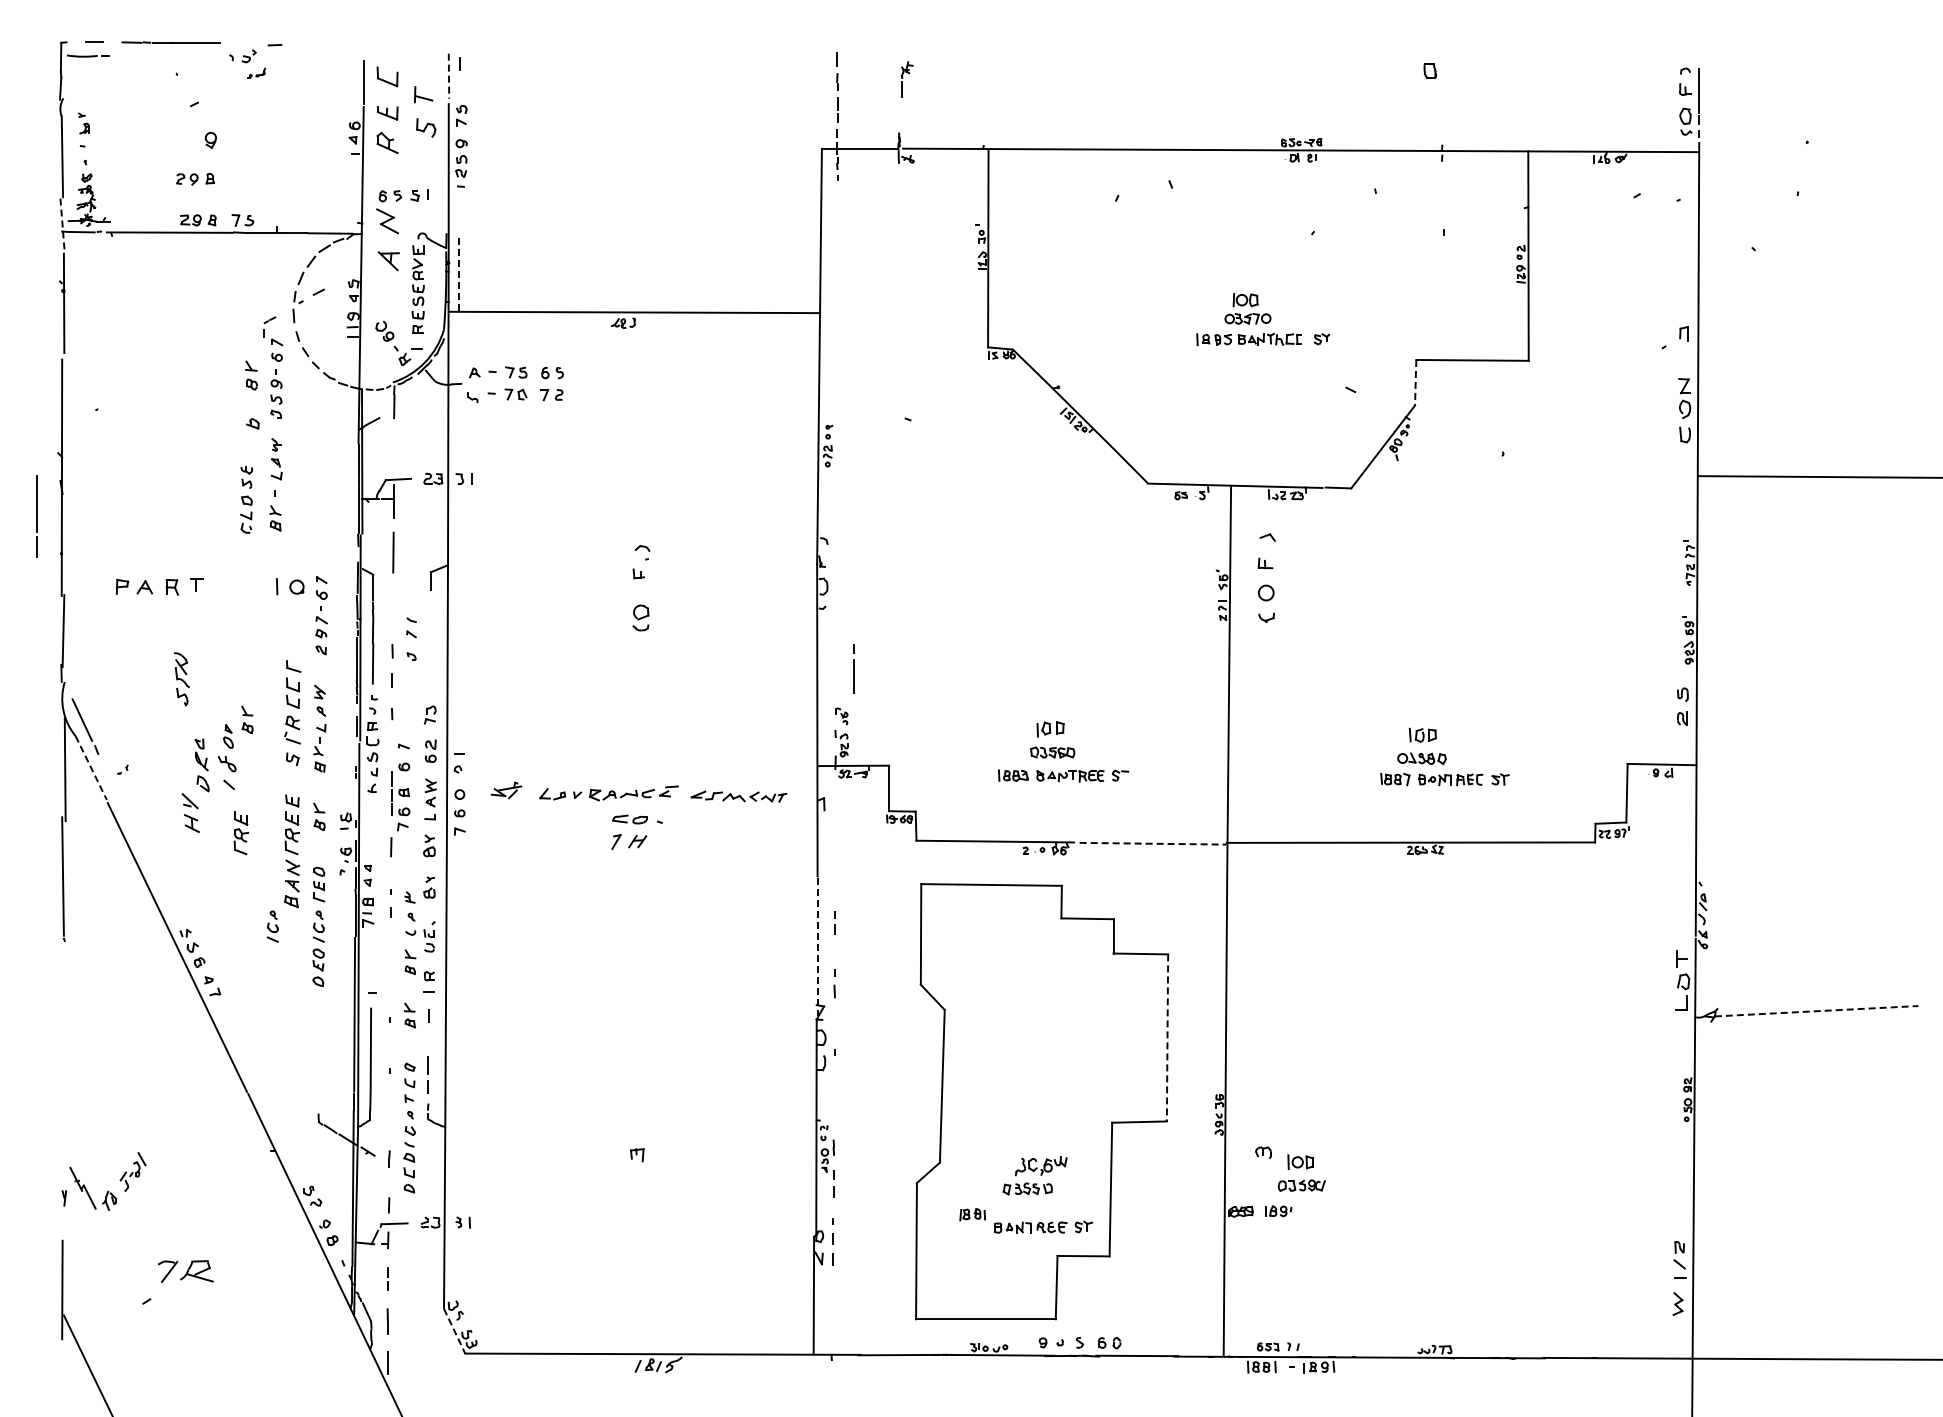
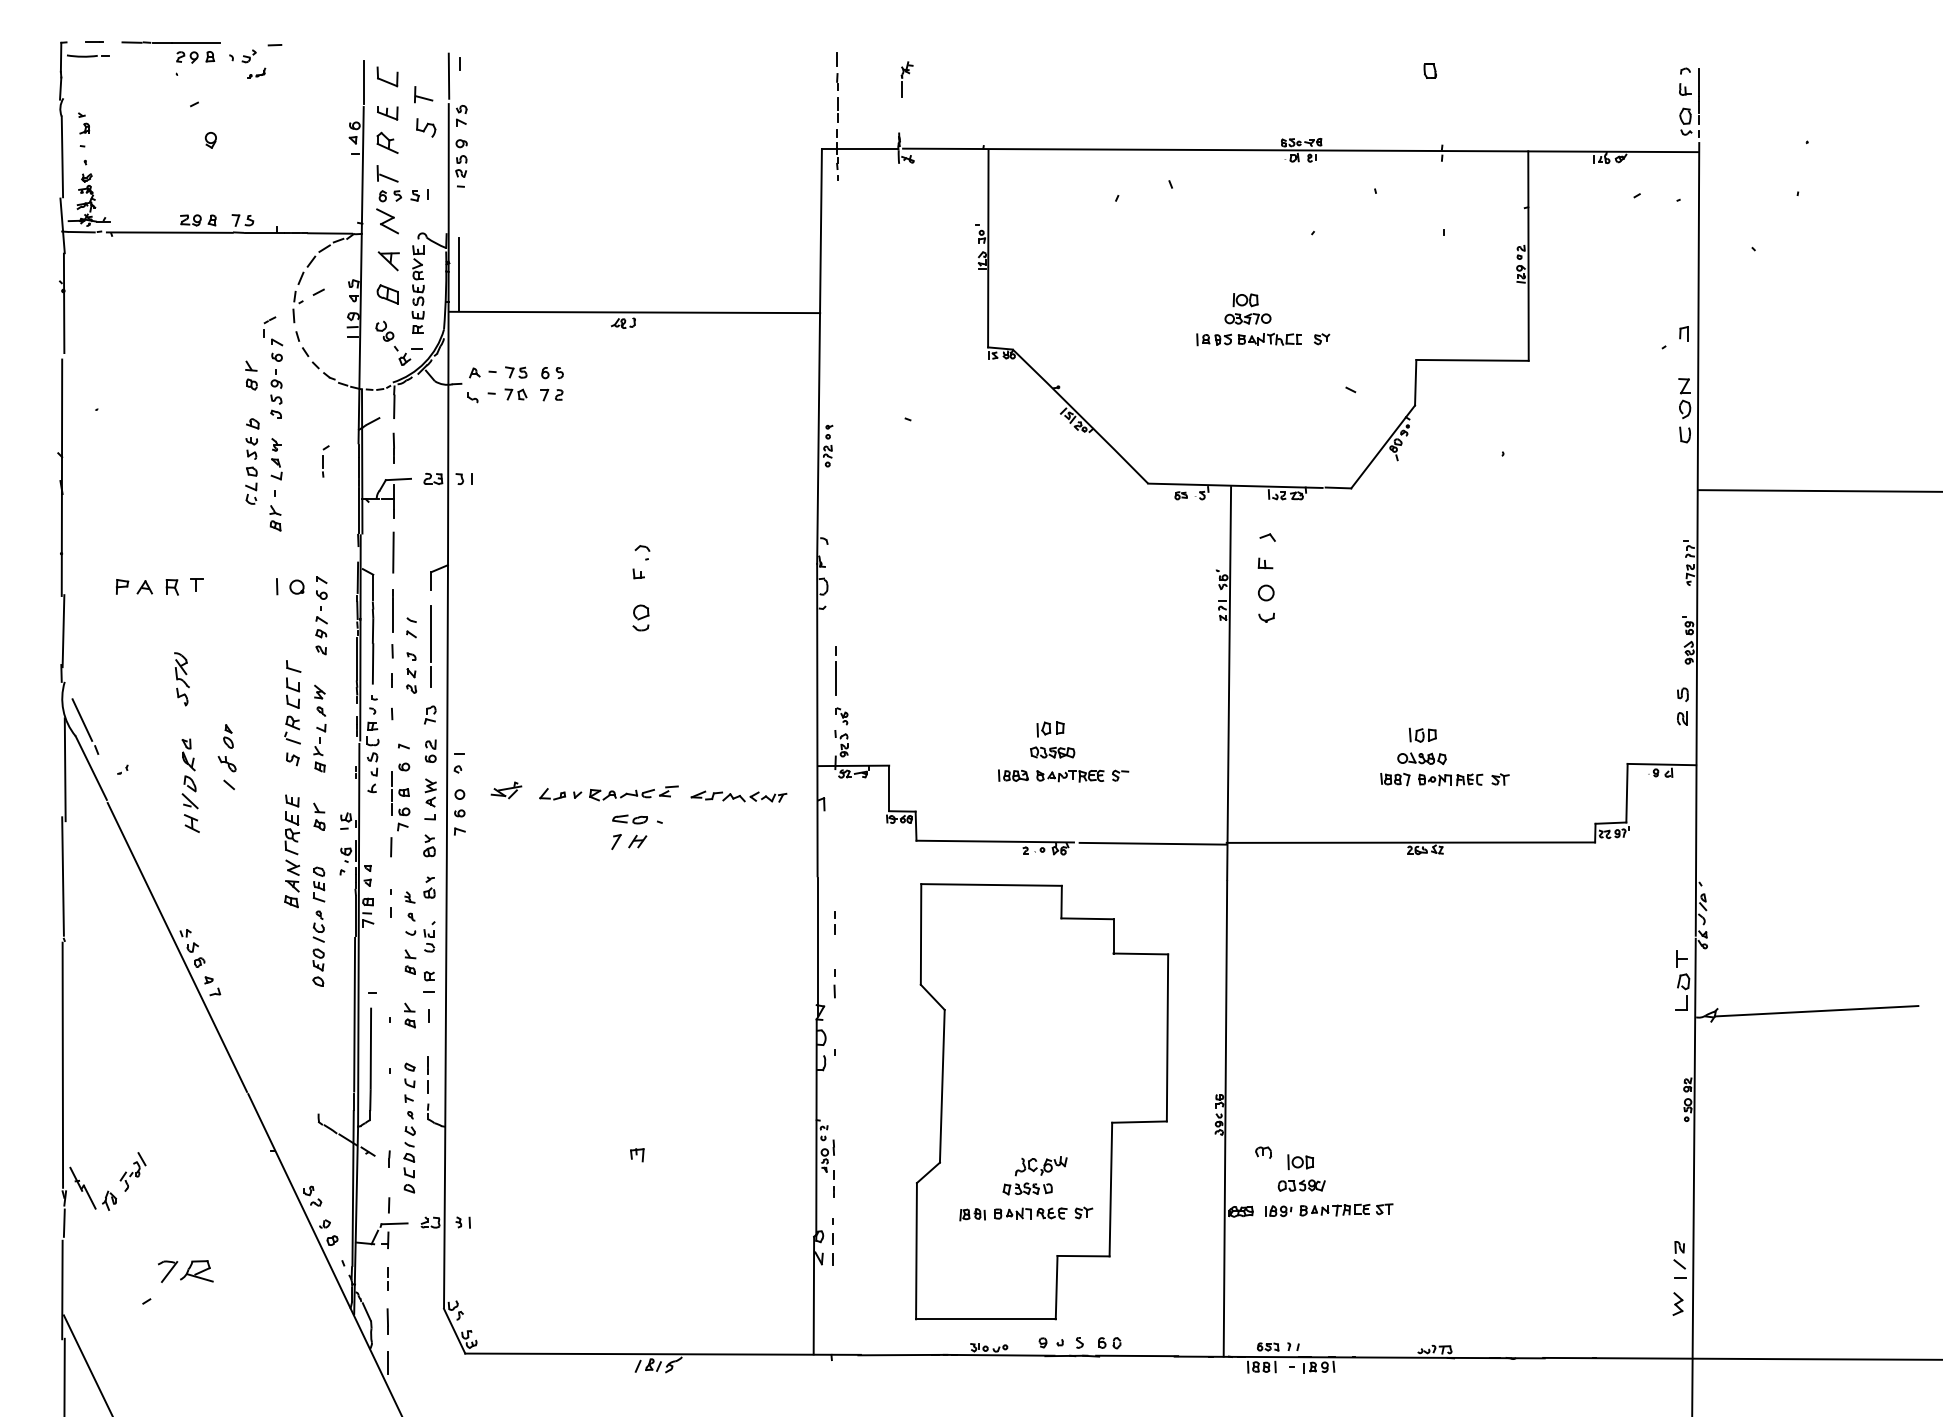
line: dashed -> solid (449, 76)
part: none -> present (387, 173)
part position: (195, 179) -> (195, 57) (195, 57)
line: dashed -> solid (62, 226)
line: dashed -> solid (459, 275)
part: none -> present (387, 294)
line: dashed -> solid (1415, 382)
line: none -> present (393, 447)
part: none -> present (325, 461)
line position: (1818, 476) -> (1818, 490) (1818, 490)
part position: (246, 499) -> (251, 470) (251, 470)
line position: (36, 516) -> (430, 646) (430, 646)
line: none -> present (392, 610)
line position: (853, 668) -> (835, 670) (835, 670)
part: none -> present (411, 680)
part: present -> none (247, 719)
part position: (201, 765) -> (188, 765) (188, 765)
line: dashed -> solid (91, 768)
part: present -> none (240, 833)
line: dashed -> solid (1153, 843)
part: present -> none (272, 926)
line: dashed -> solid (817, 947)
line: dashed -> solid (1816, 1011)
line: dashed -> solid (1167, 1037)
line: none -> present (62, 1064)
part: none -> present (1346, 1209)
line: none -> present (63, 1222)
part position: (1043, 1226) -> (1043, 1212) (1043, 1212)
line: dashed -> solid (454, 1331)
line: none -> present (64, 1375)
